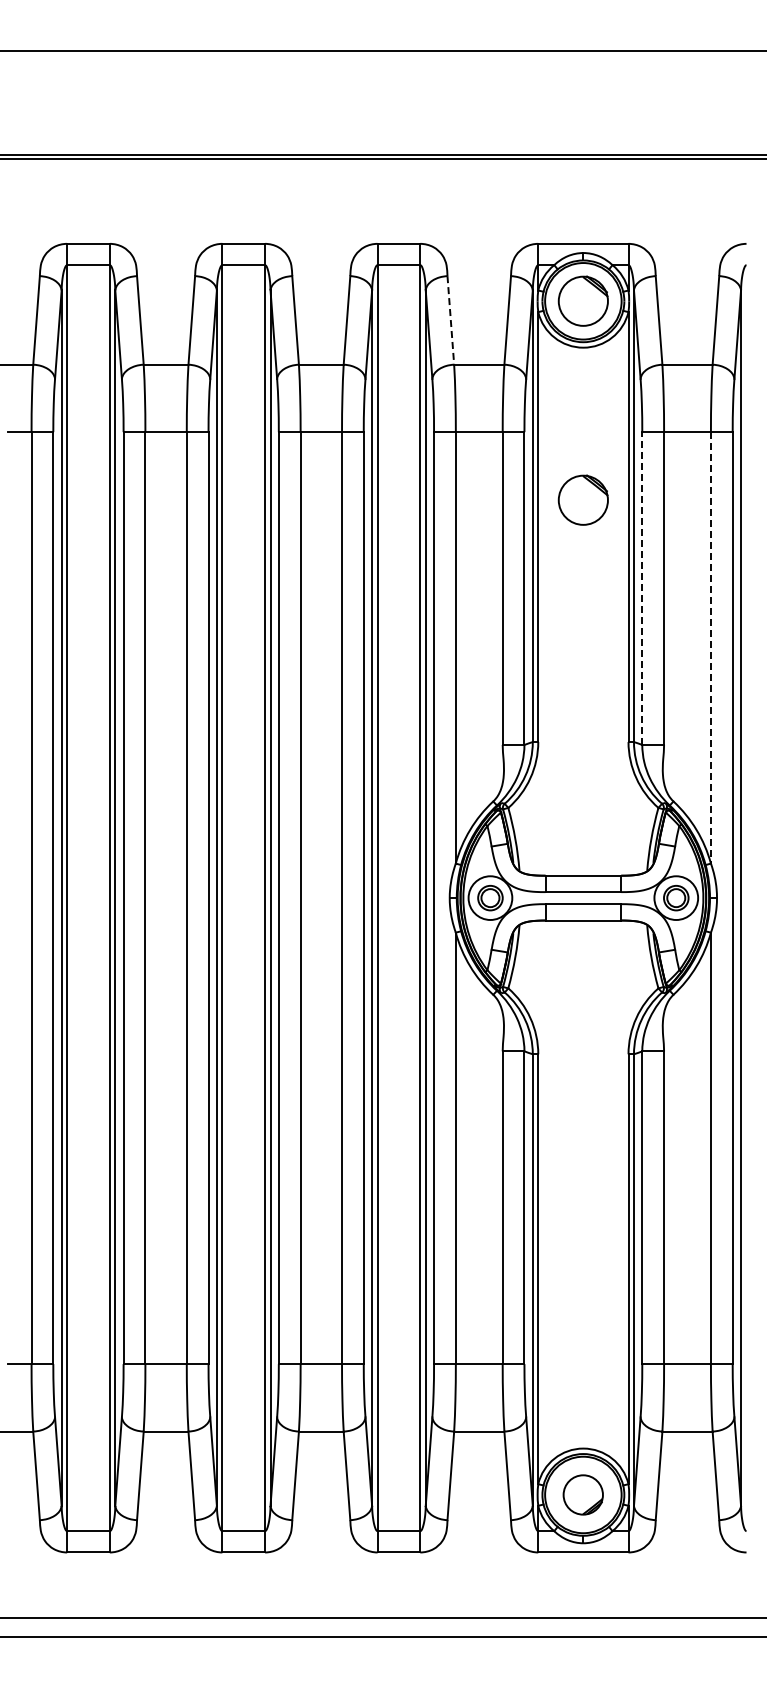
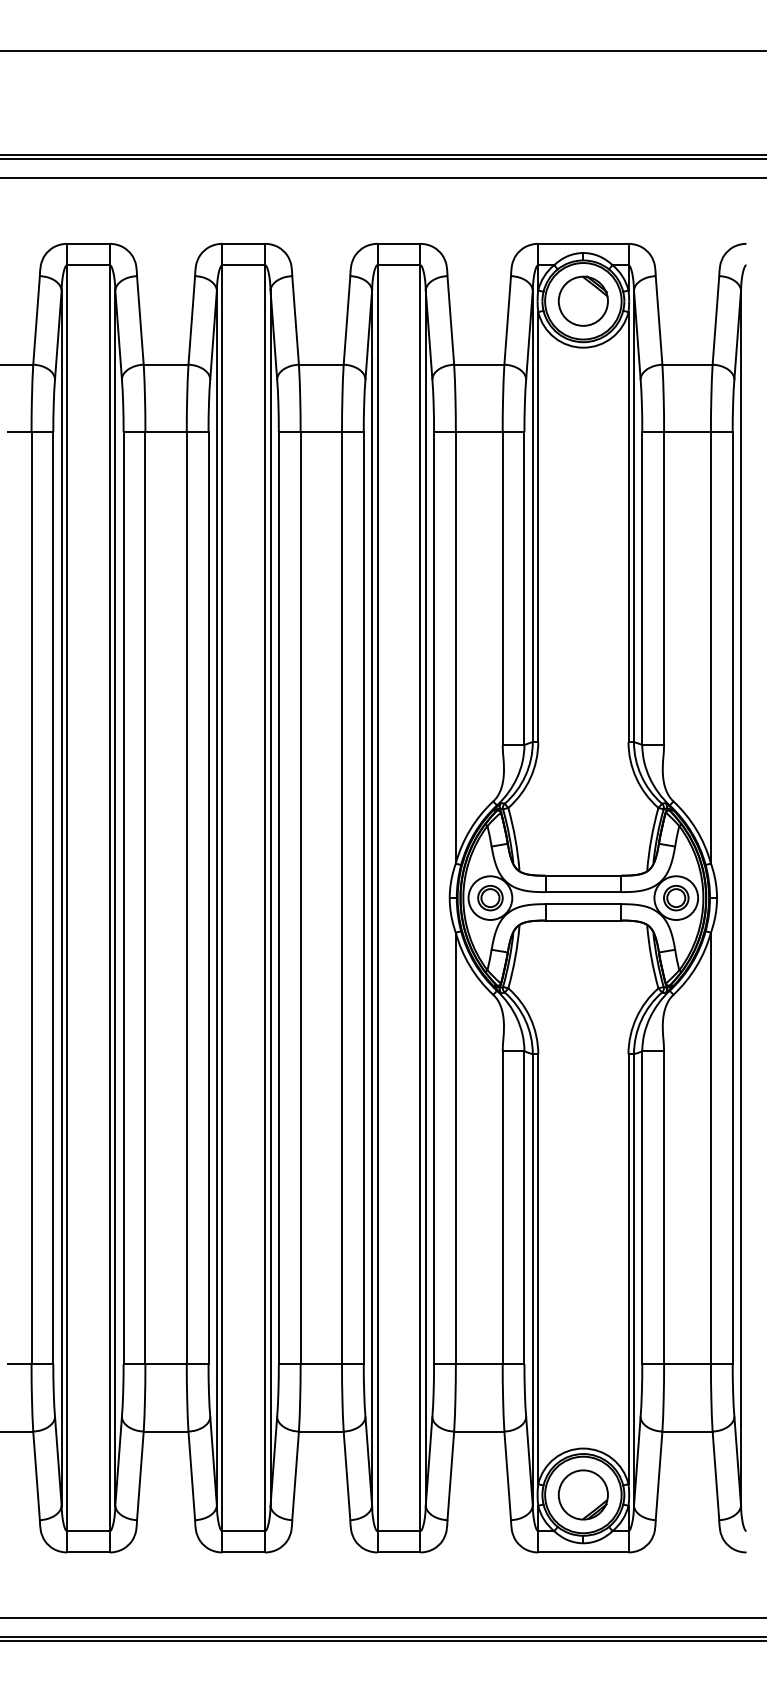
line: none -> present (382, 178)
line: dashed -> solid (450, 320)
part: present -> none (582, 499)
line: dashed -> solid (642, 588)
line: dashed -> solid (710, 647)
part size: 42x42 px -> 52x52 px (582, 1494)
line: none -> present (382, 1641)
